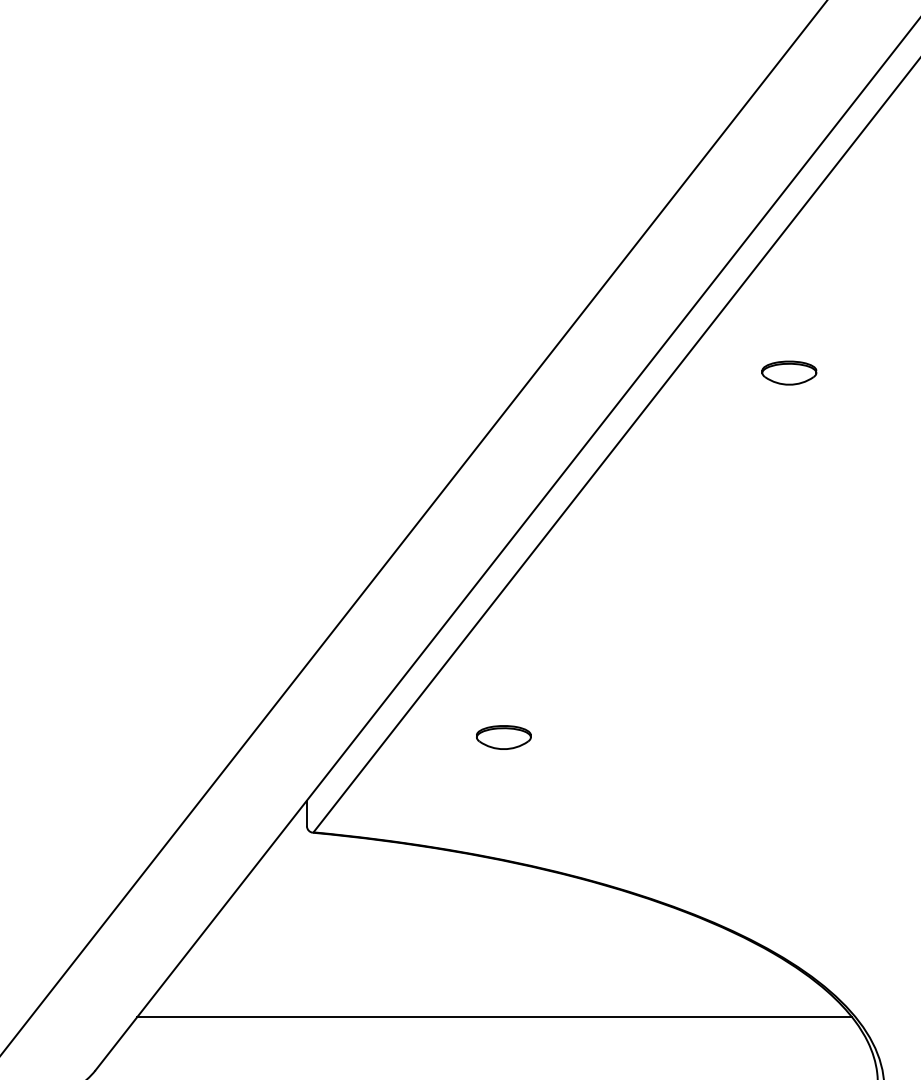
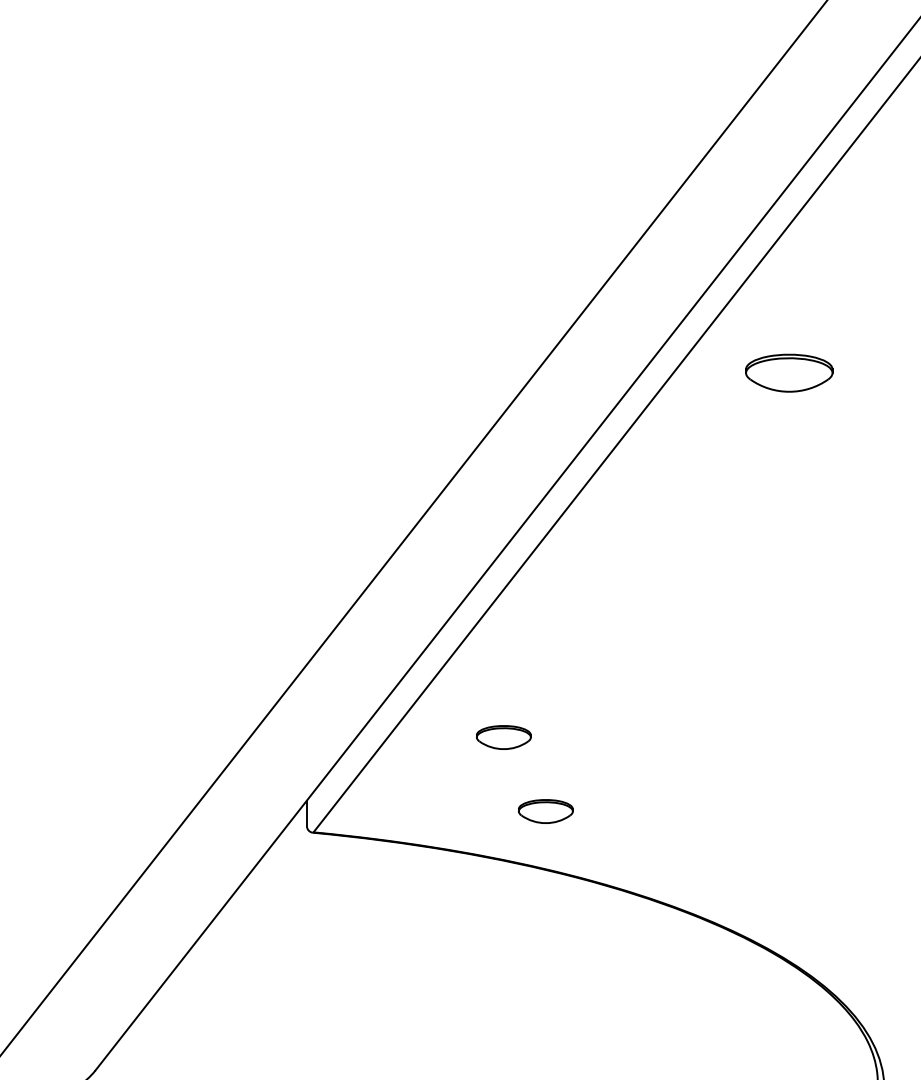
part size: 57x26 px -> 89x40 px (789, 372)
part: none -> present (545, 811)
line: present -> none (494, 1017)
